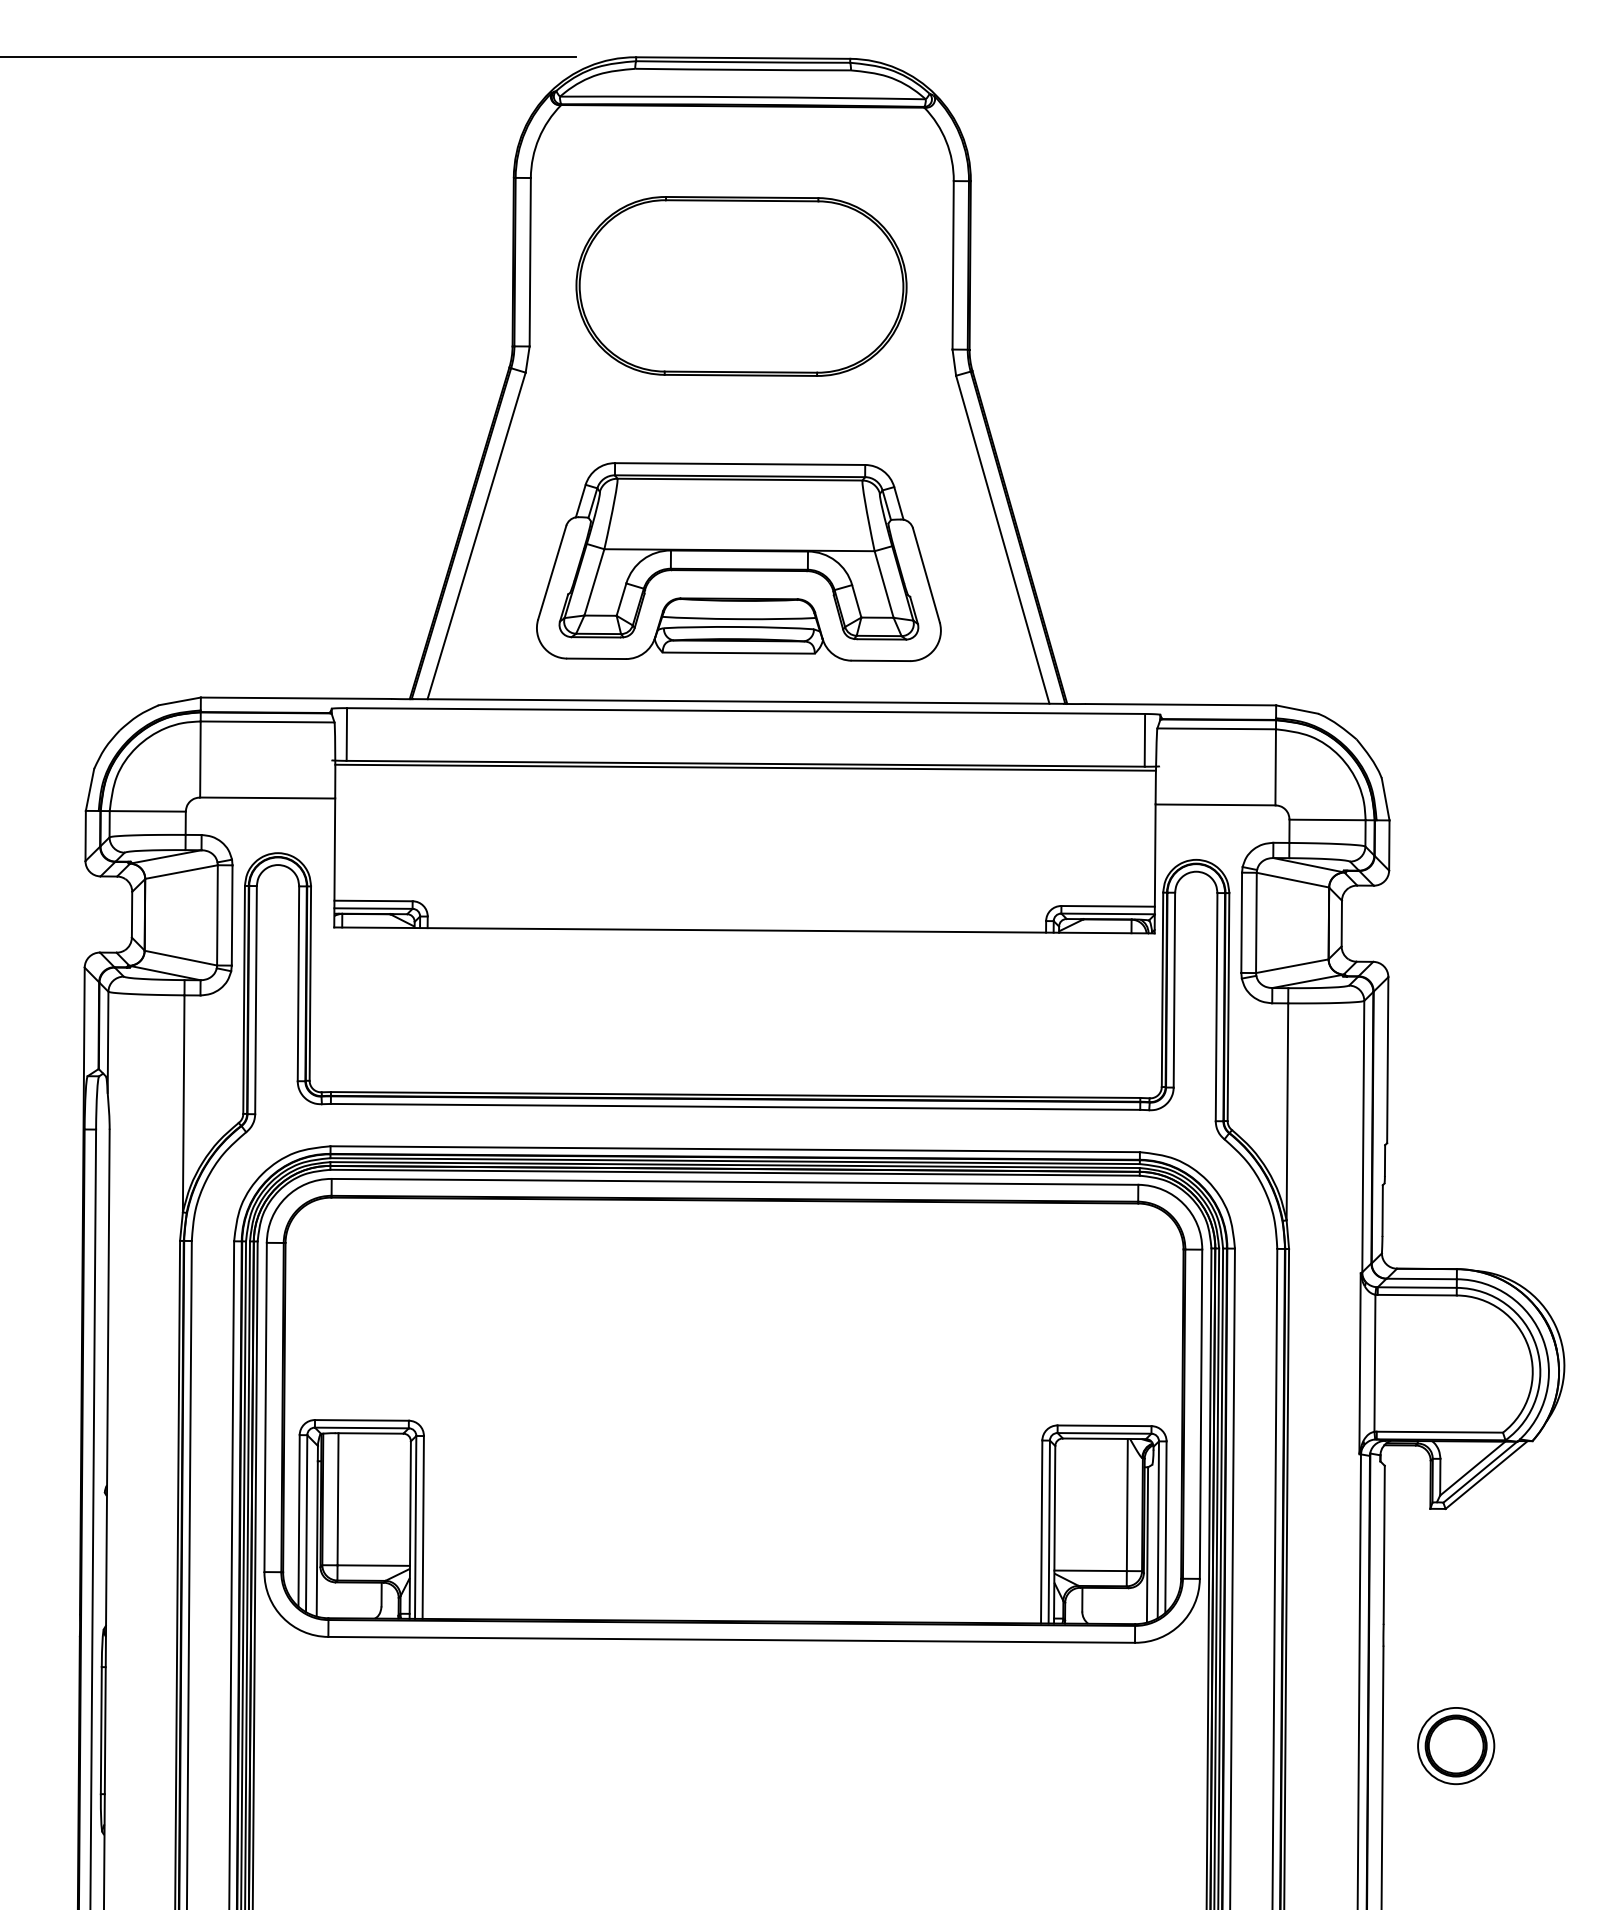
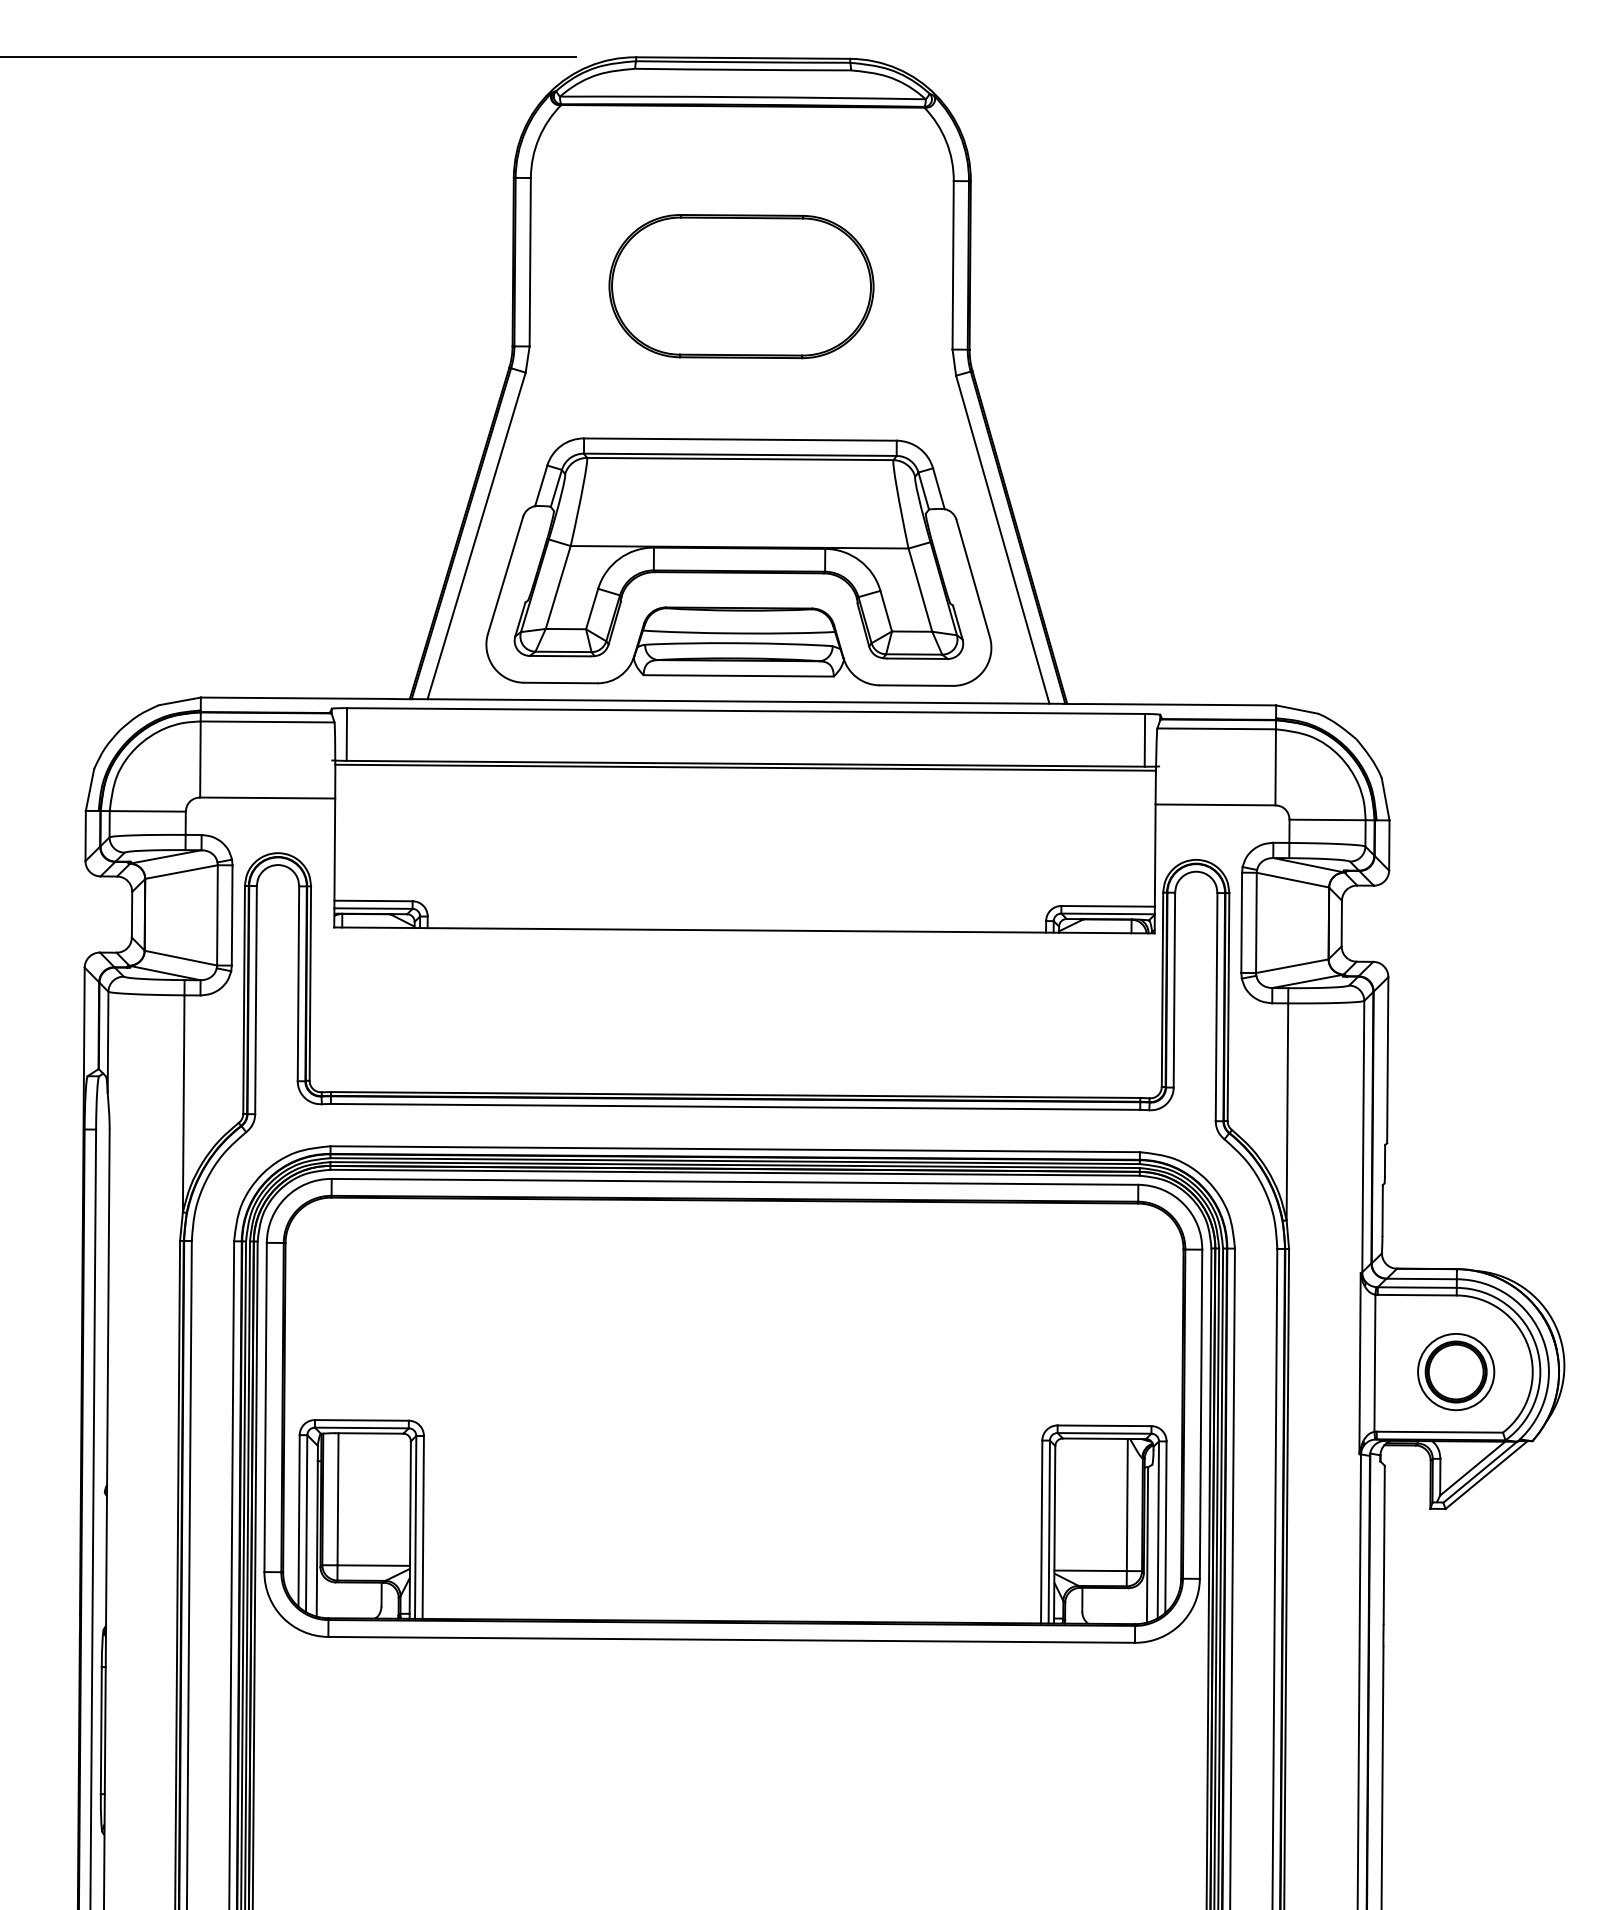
part size: 333x181 px -> 267x146 px (741, 286)
part size: 406x200 px -> 508x250 px (738, 561)
part position: (1456, 1746) -> (1456, 1372) (1456, 1372)
